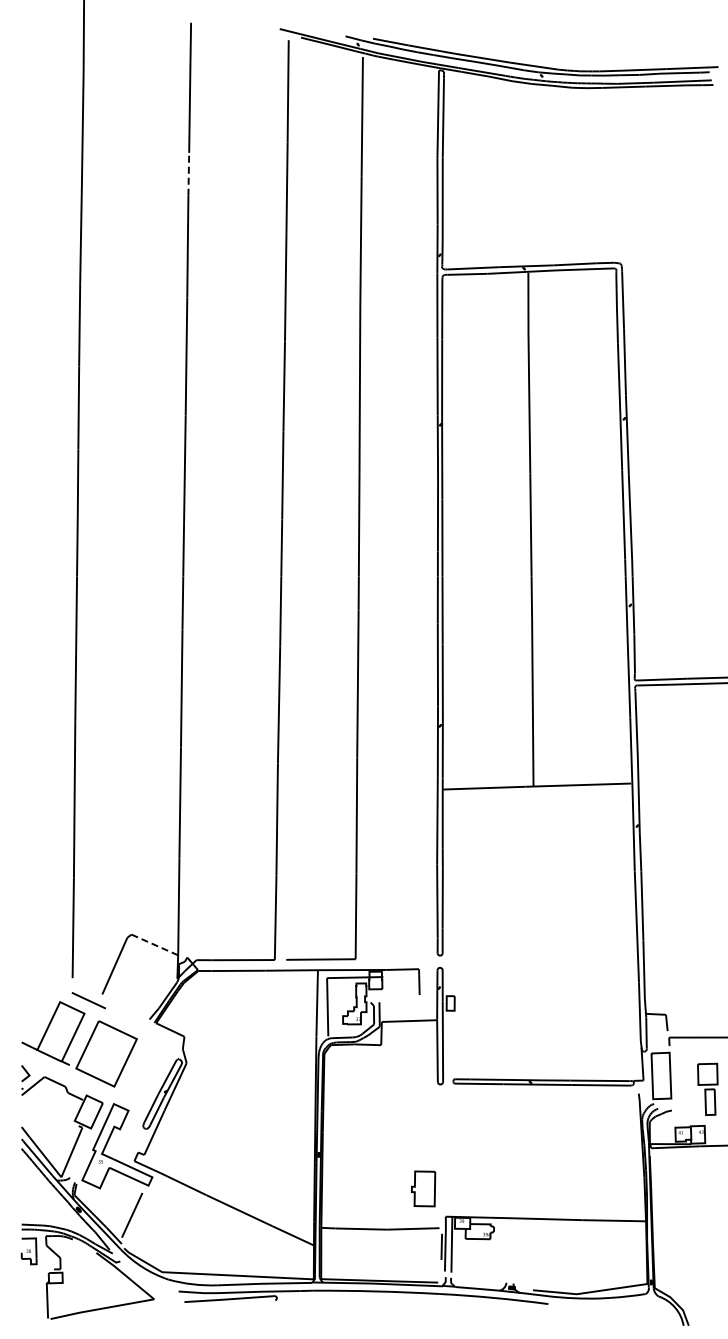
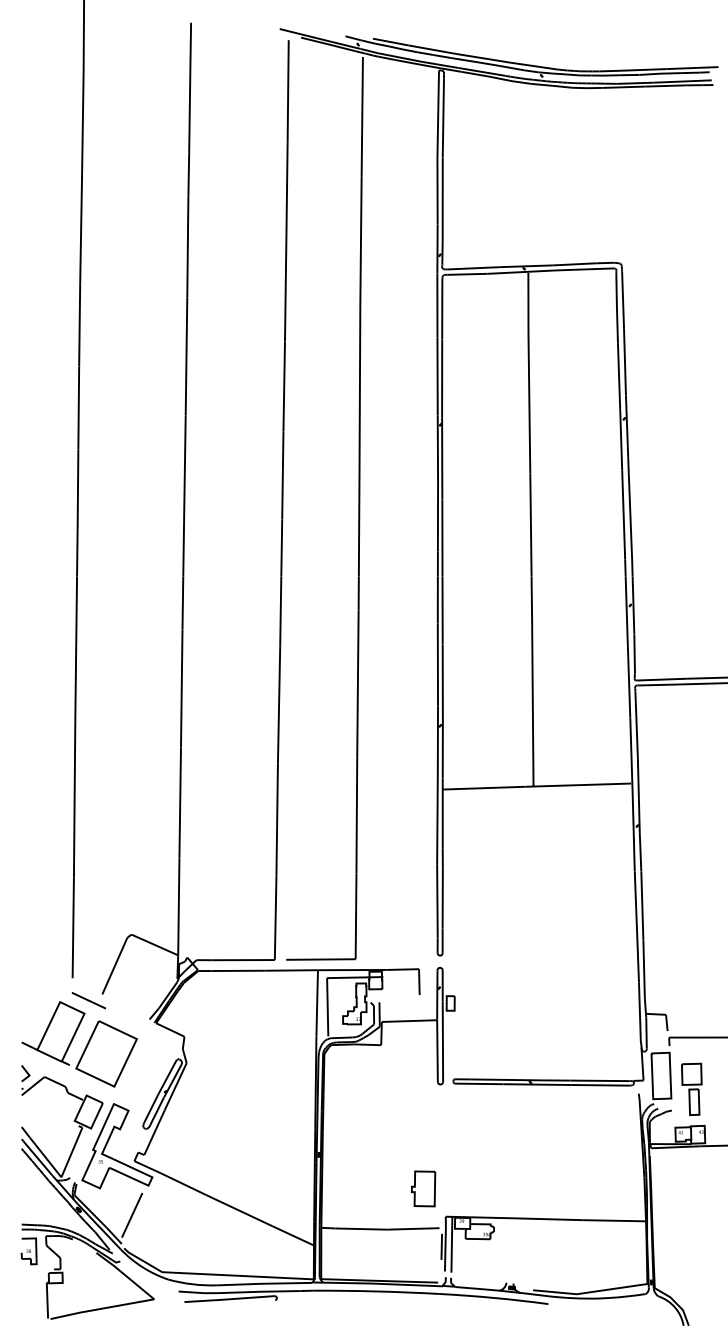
line: dashed -> solid (188, 173)
line: dashed -> solid (154, 944)
part position: (707, 1088) -> (691, 1088) (691, 1088)
